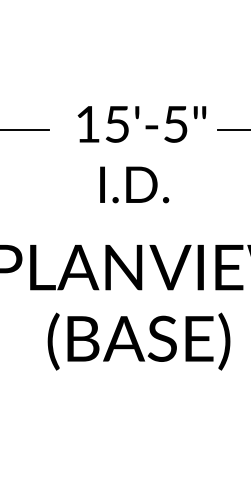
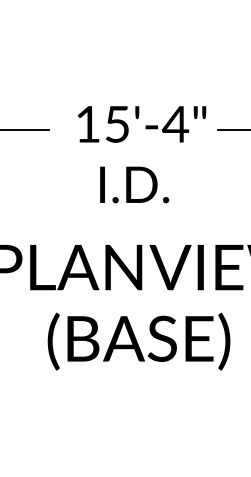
text: 15'-5" -> 15'-4" (175, 124)
